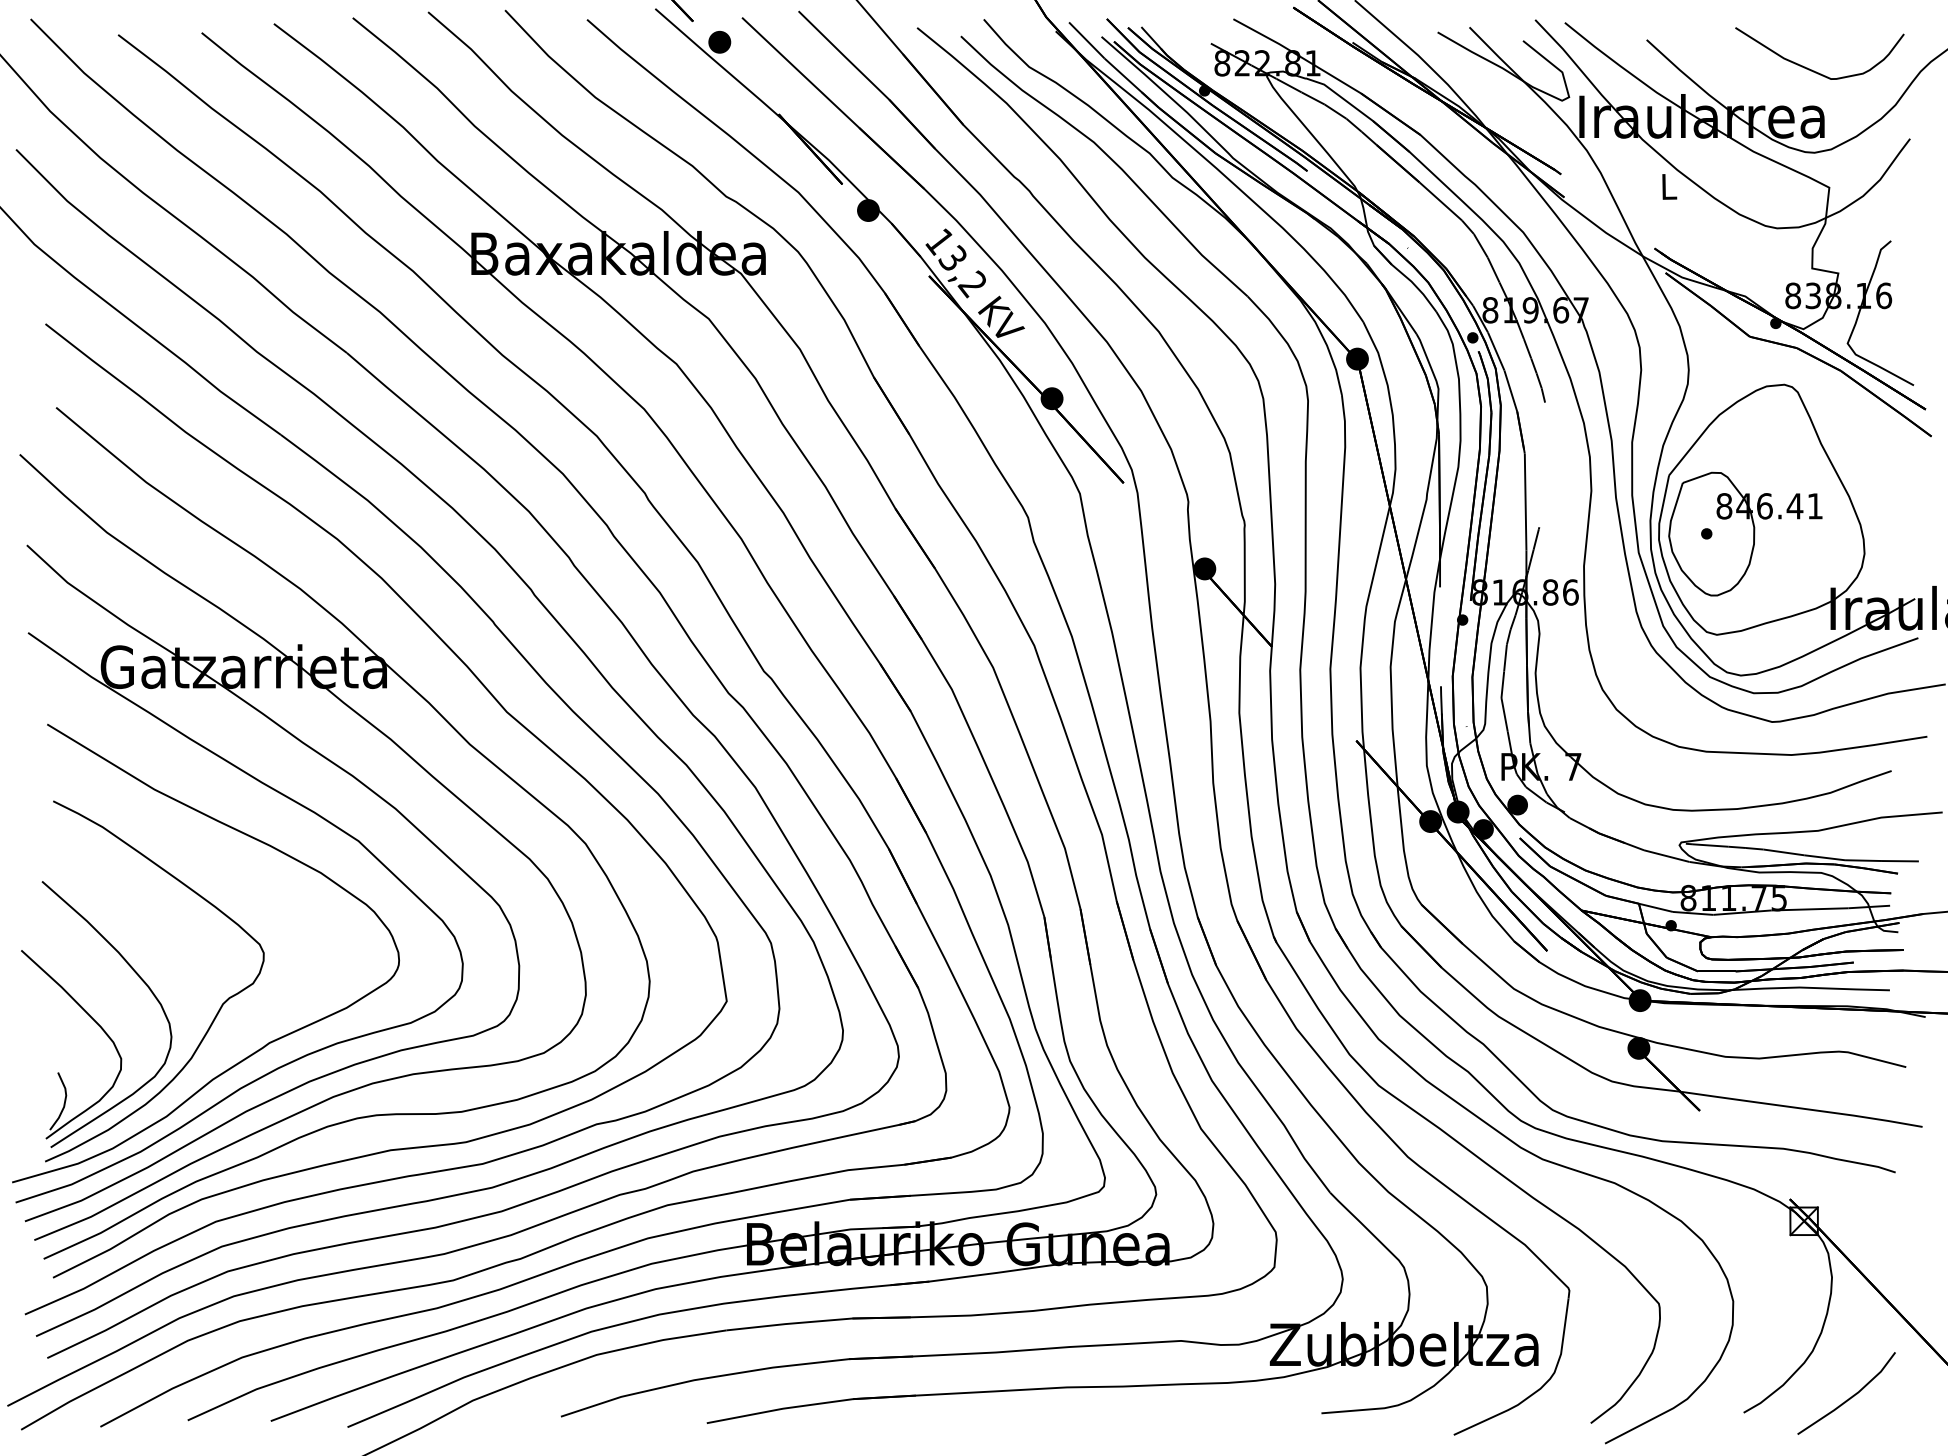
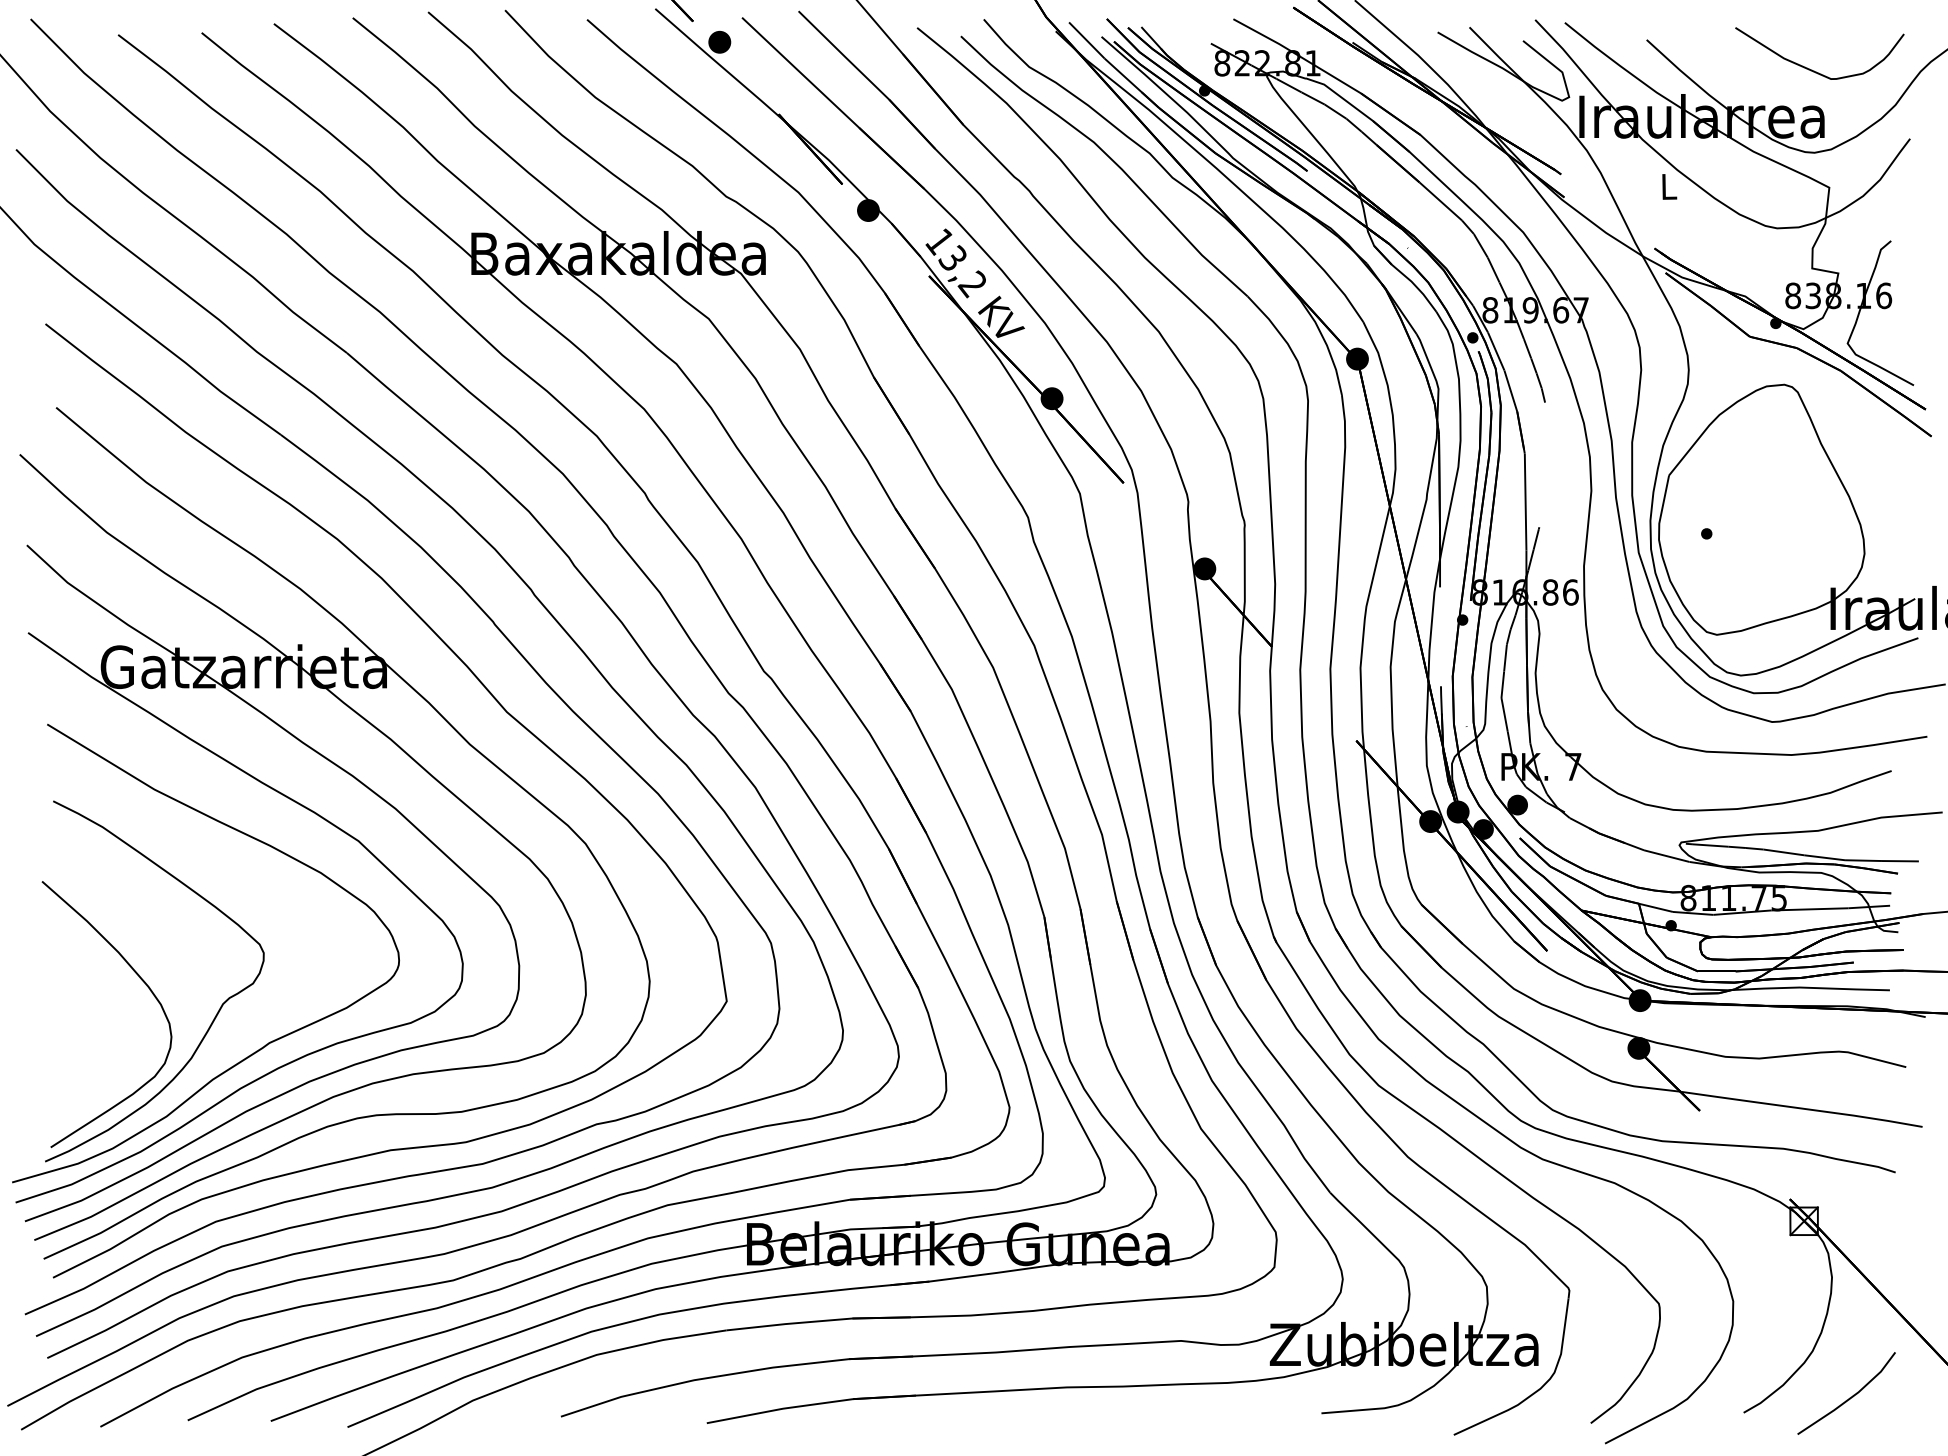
part: present -> none (1745, 533)
part: present -> none (59, 1072)
